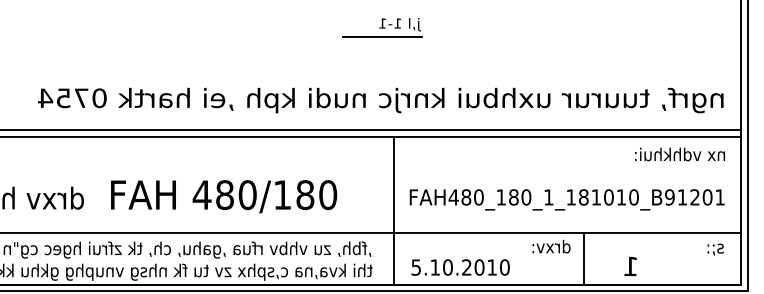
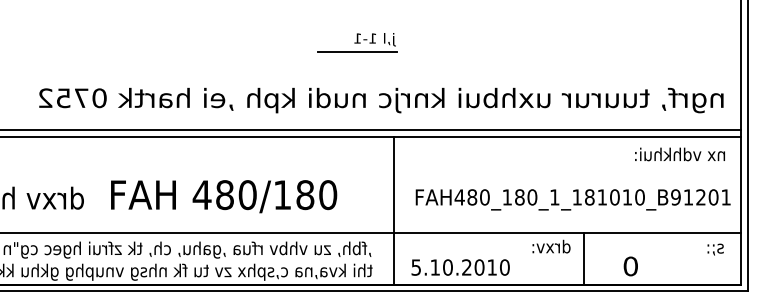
part position: (382, 27) -> (357, 42) (357, 42)
text: 0754 -> 0752 (45, 97)
text position: (566, 199) -> (572, 199) (572, 199)
text: 1 -> 0 (630, 266)
